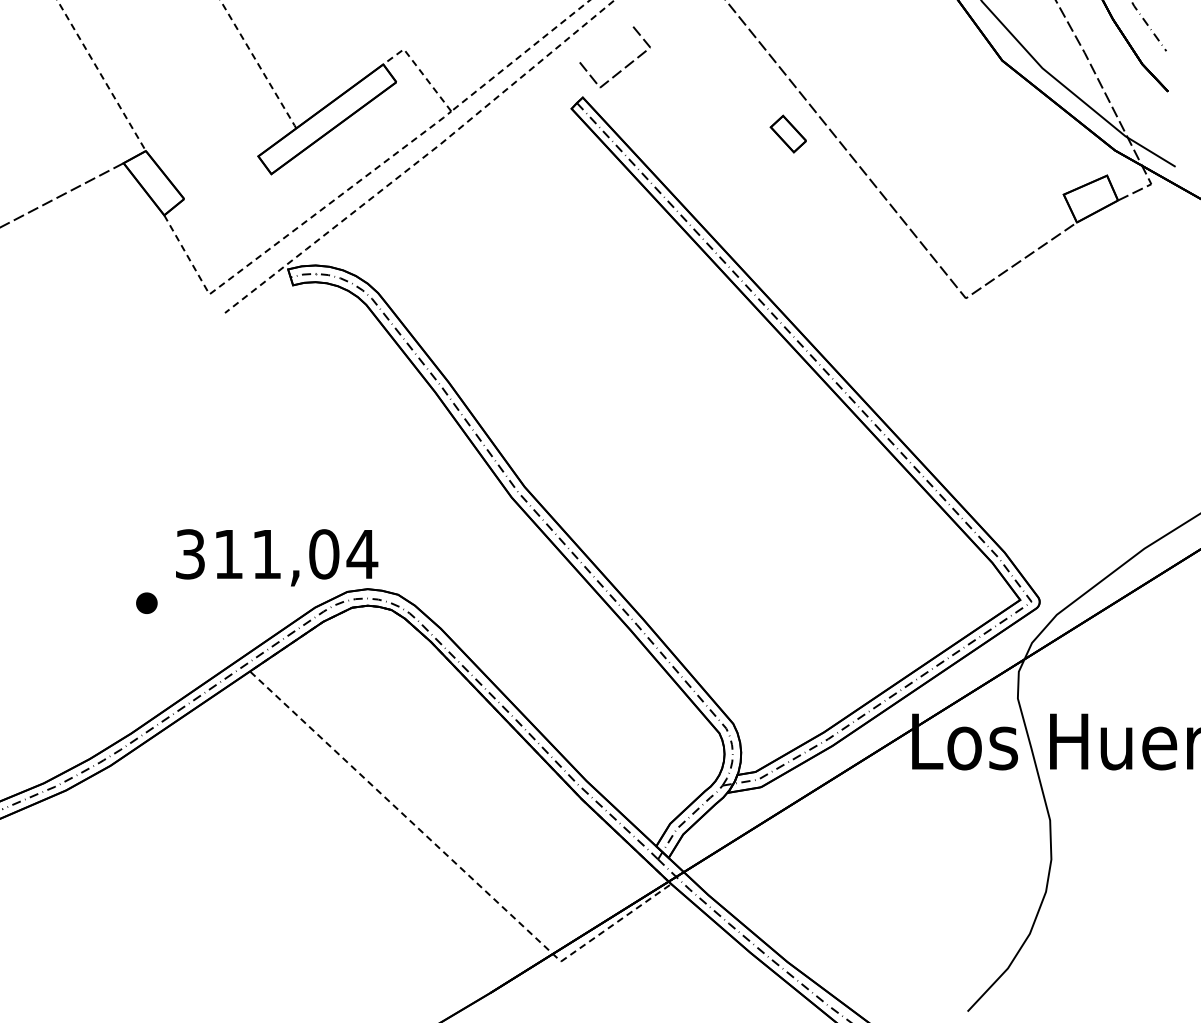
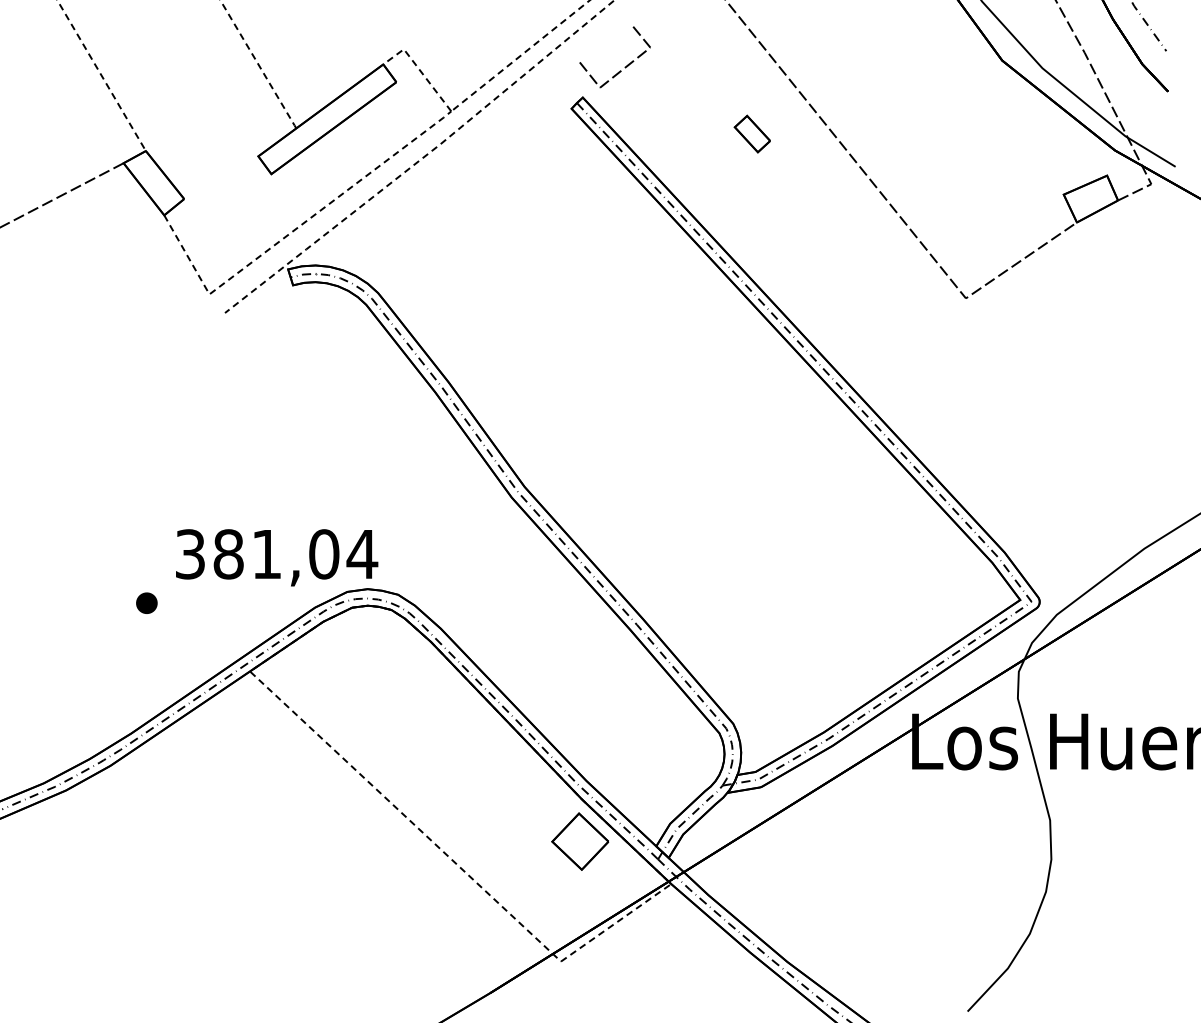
part position: (787, 133) -> (751, 133) (751, 133)
text: 311,04 -> 381,04 (228, 554)
part: none -> present (580, 841)
